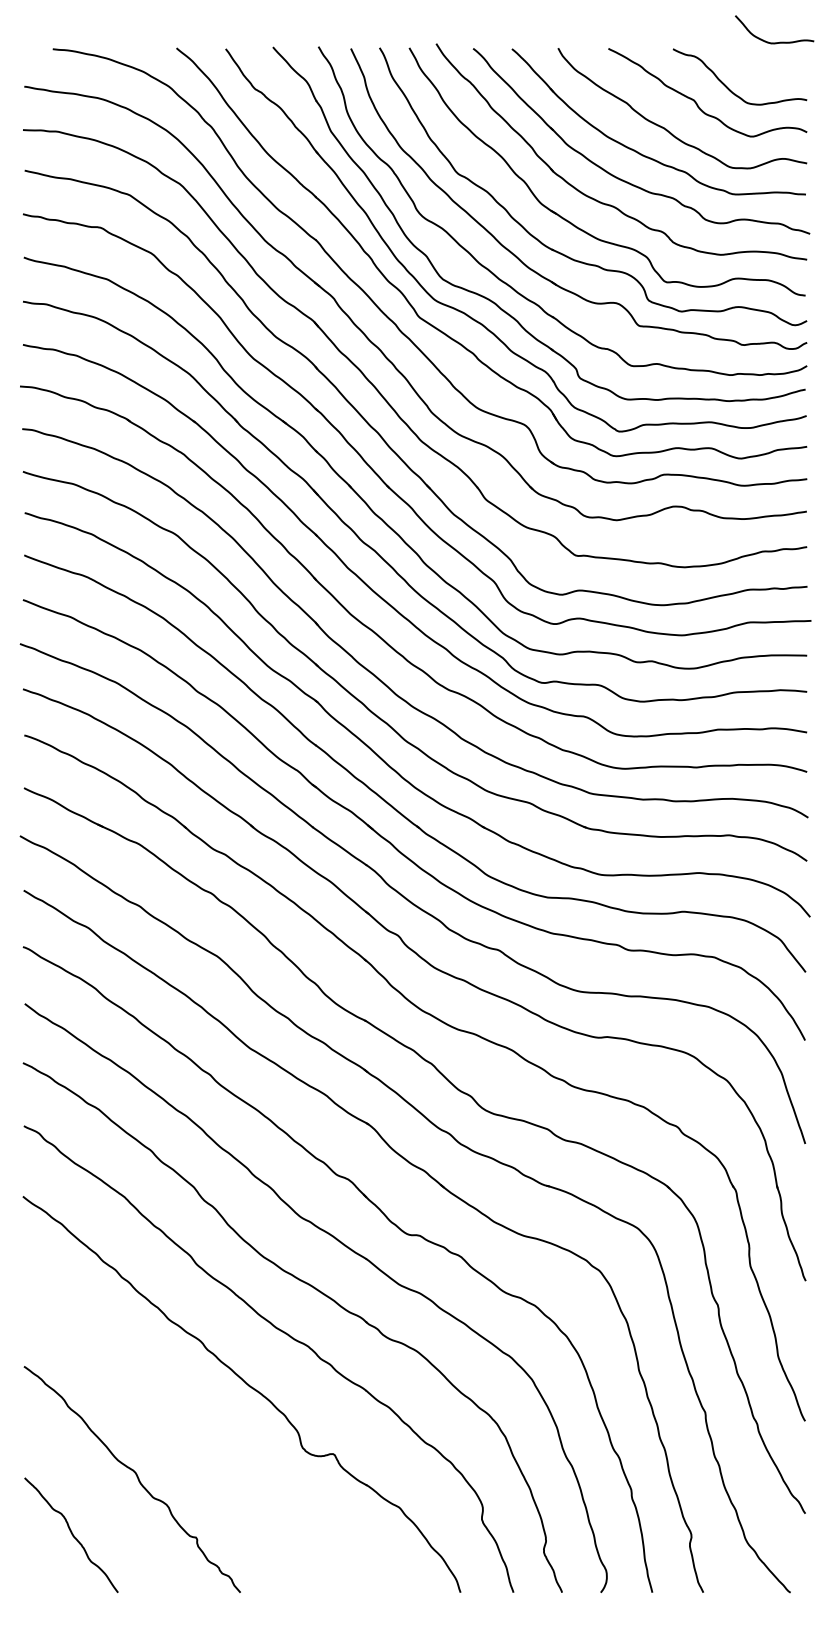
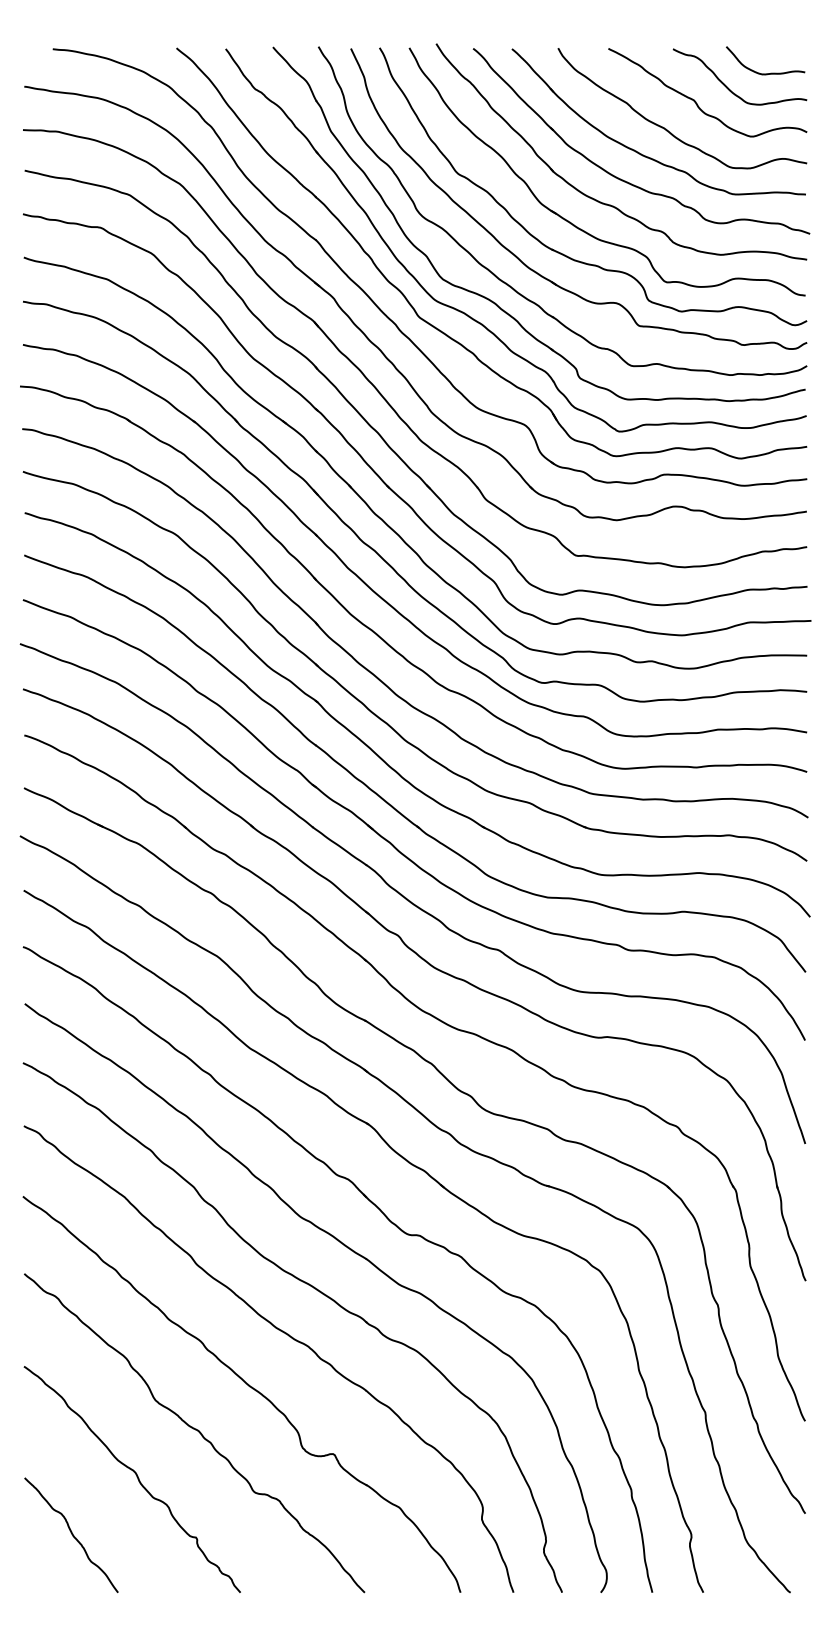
curve position: (774, 42) -> (765, 73) (765, 73)
curve: none -> present (195, 1430)
